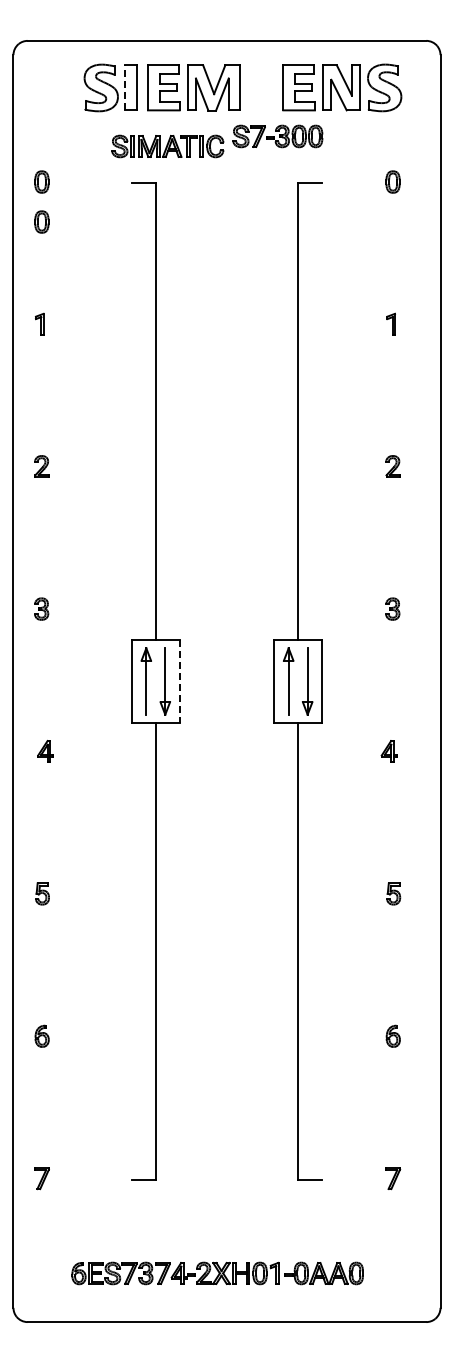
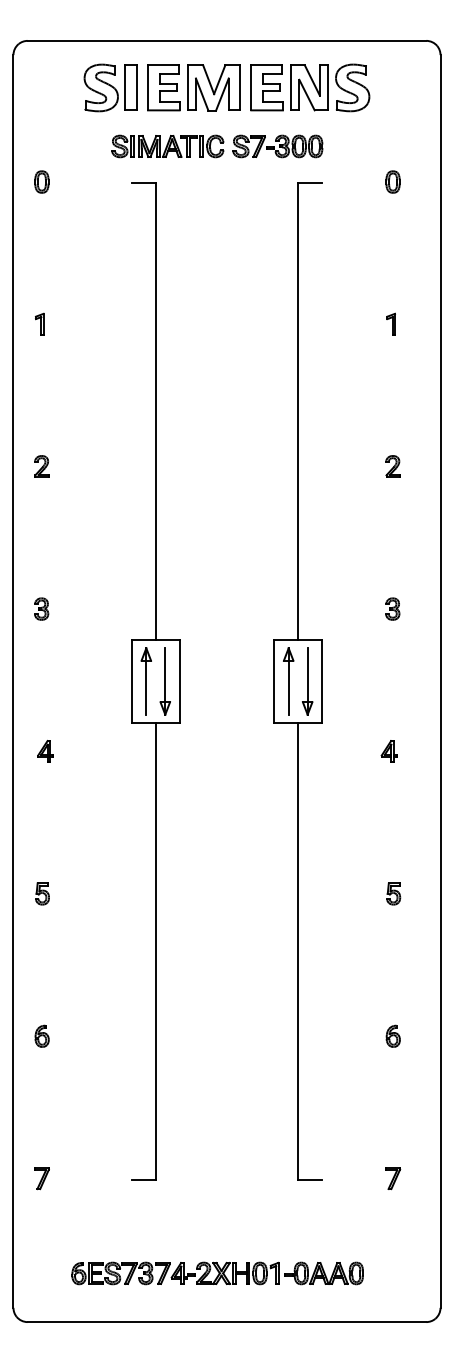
line: dashed -> solid (124, 87)
part position: (342, 87) -> (310, 87) (310, 87)
part position: (277, 136) -> (277, 146) (277, 146)
part: present -> none (41, 221)
line: dashed -> solid (179, 681)
